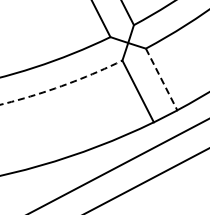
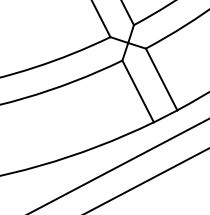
line: dashed -> solid (161, 79)
arc: dashed -> solid (62, 85)
